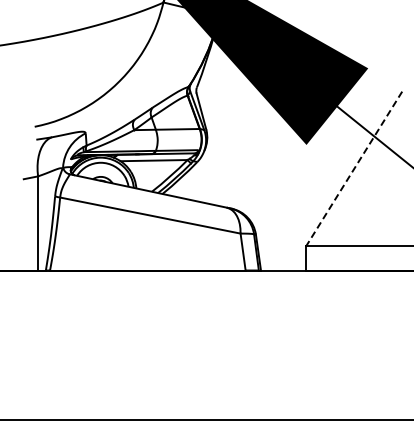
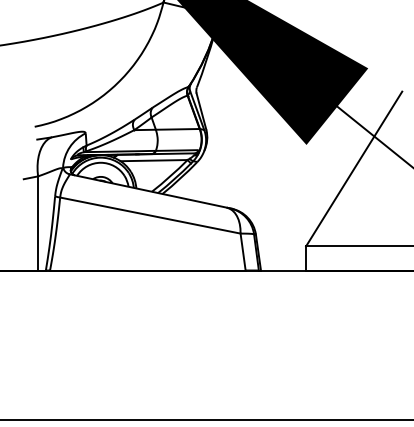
line: dashed -> solid (353, 169)
